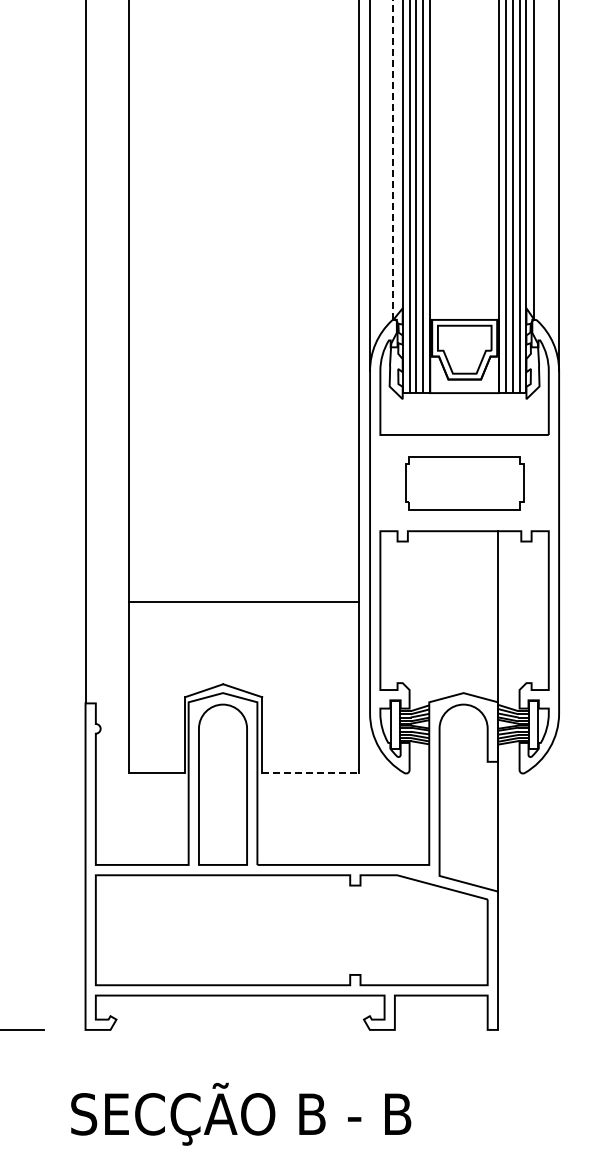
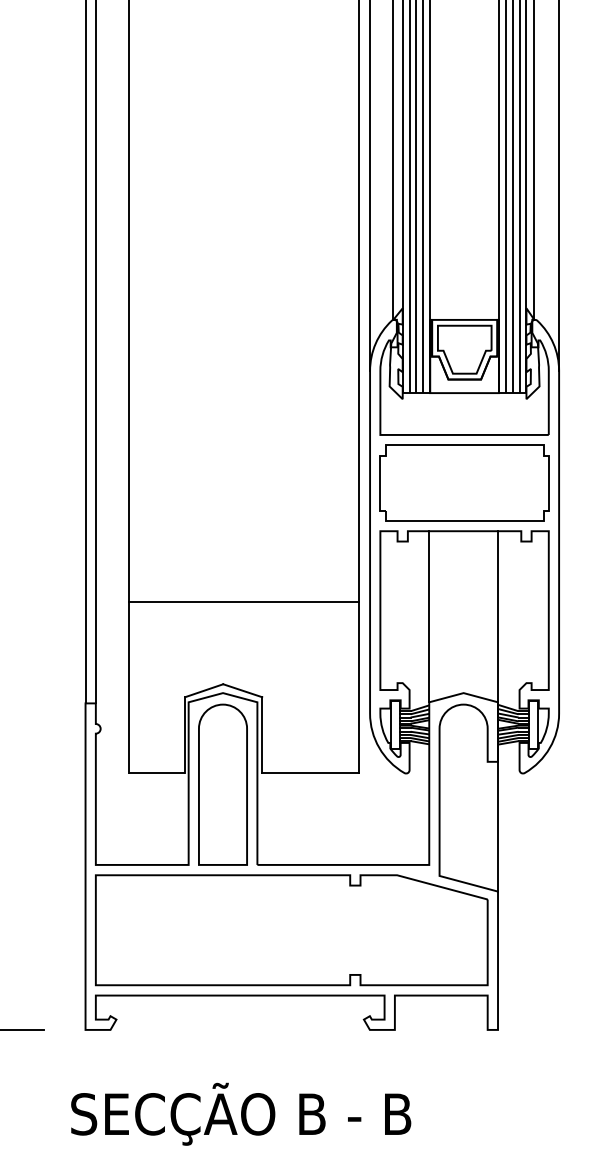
line: dashed -> solid (393, 159)
line: none -> present (95, 352)
part size: 120x55 px -> 171x78 px (464, 482)
line: none -> present (429, 616)
line: dashed -> solid (311, 773)
